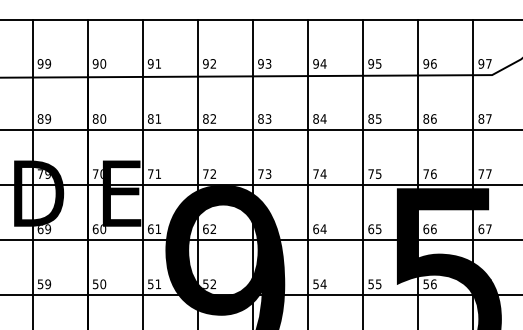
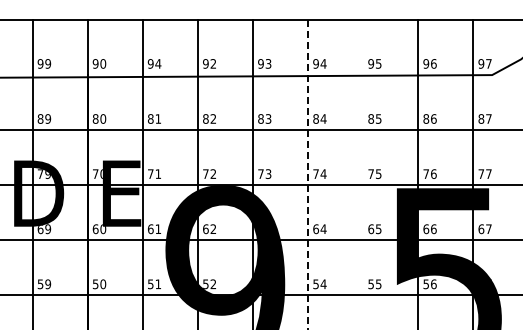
text: 91 -> 94 (158, 63)
line: present -> none (363, 172)
line: solid -> dashed (308, 174)
